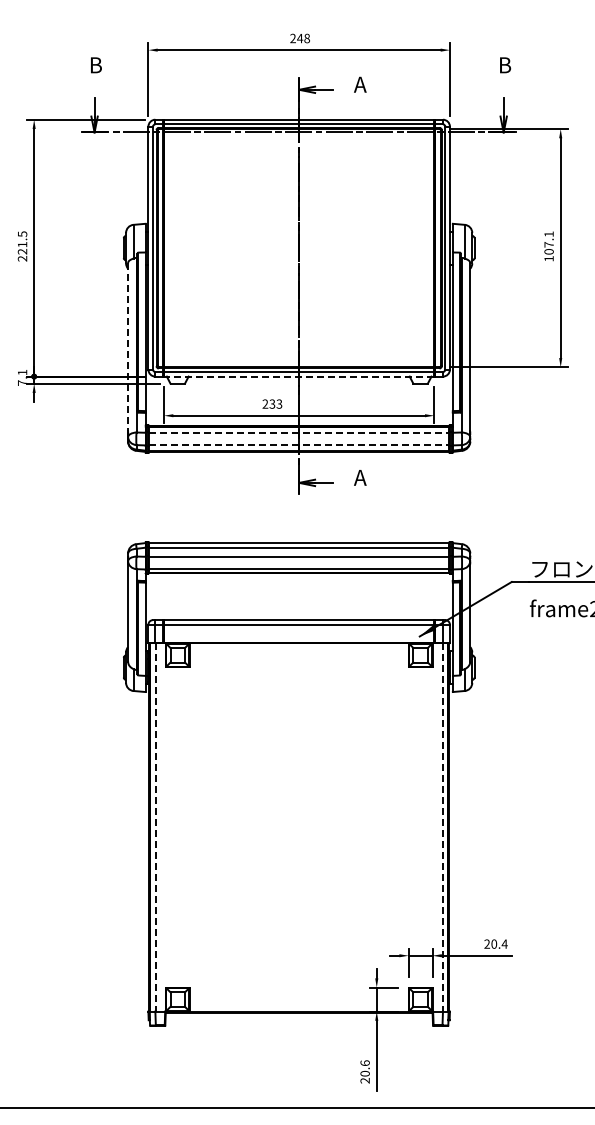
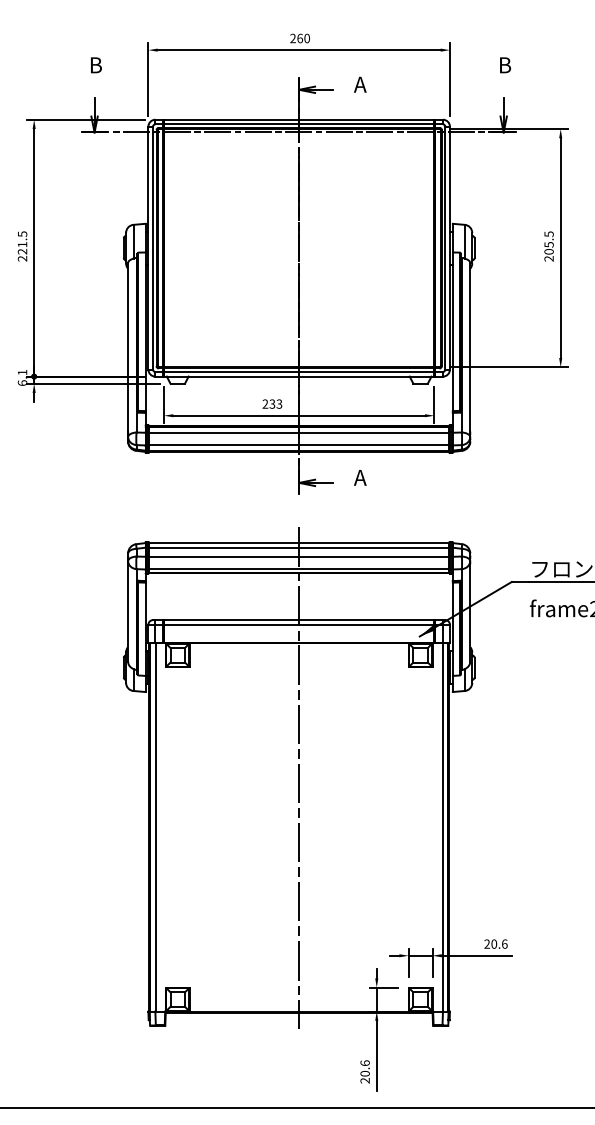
text: 248 -> 260 (303, 38)
text: 107.1 -> 205.5 (548, 246)
line: dashed -> solid (128, 347)
line: dashed -> solid (298, 376)
text: 7.1 -> 6.1 (22, 382)
line: dashed -> solid (299, 432)
line: dashed -> solid (299, 445)
line: none -> present (299, 778)
line: dashed -> solid (155, 827)
line: dashed -> solid (442, 827)
text: 20.4 -> 20.6 (504, 943)
